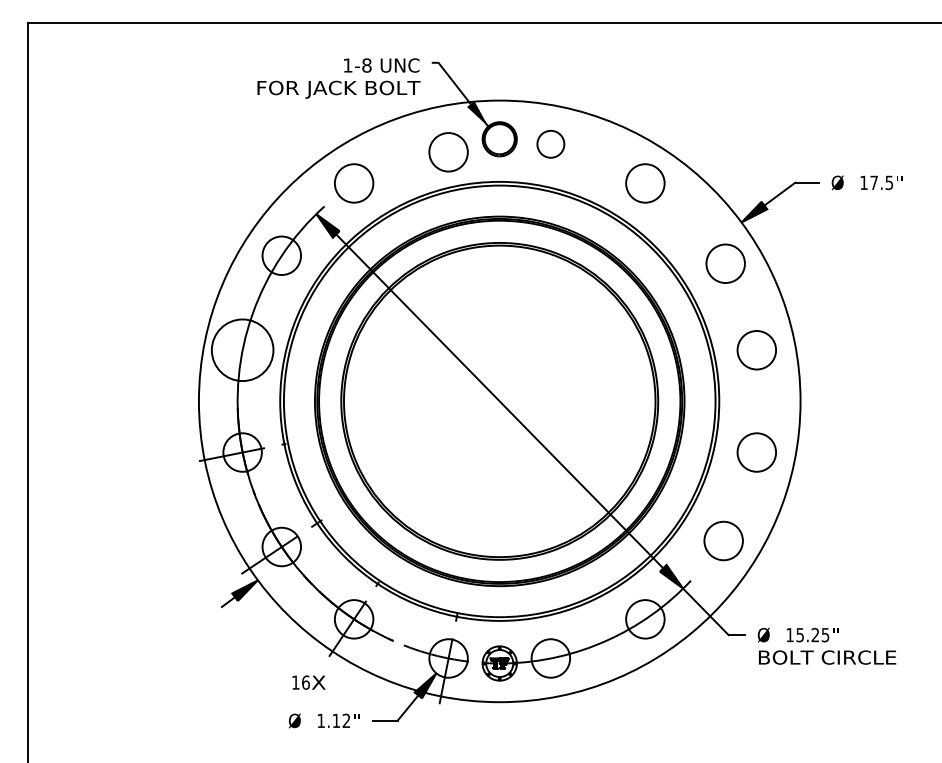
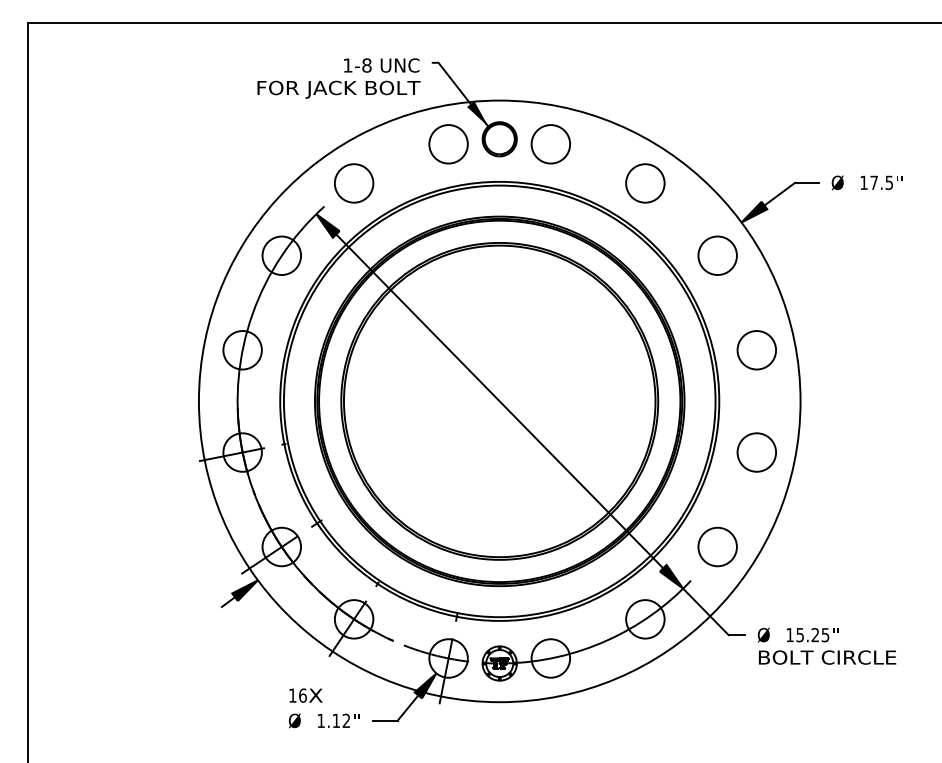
circle diameter: 27 px -> 39 px (550, 144)
circle position: (448, 152) -> (448, 144) (448, 144)
circle position: (725, 263) -> (717, 255) (717, 255)
circle diameter: 62 px -> 39 px (242, 350)
circle position: (723, 540) -> (717, 546) (717, 546)
text position: (308, 682) -> (305, 695) (305, 695)
